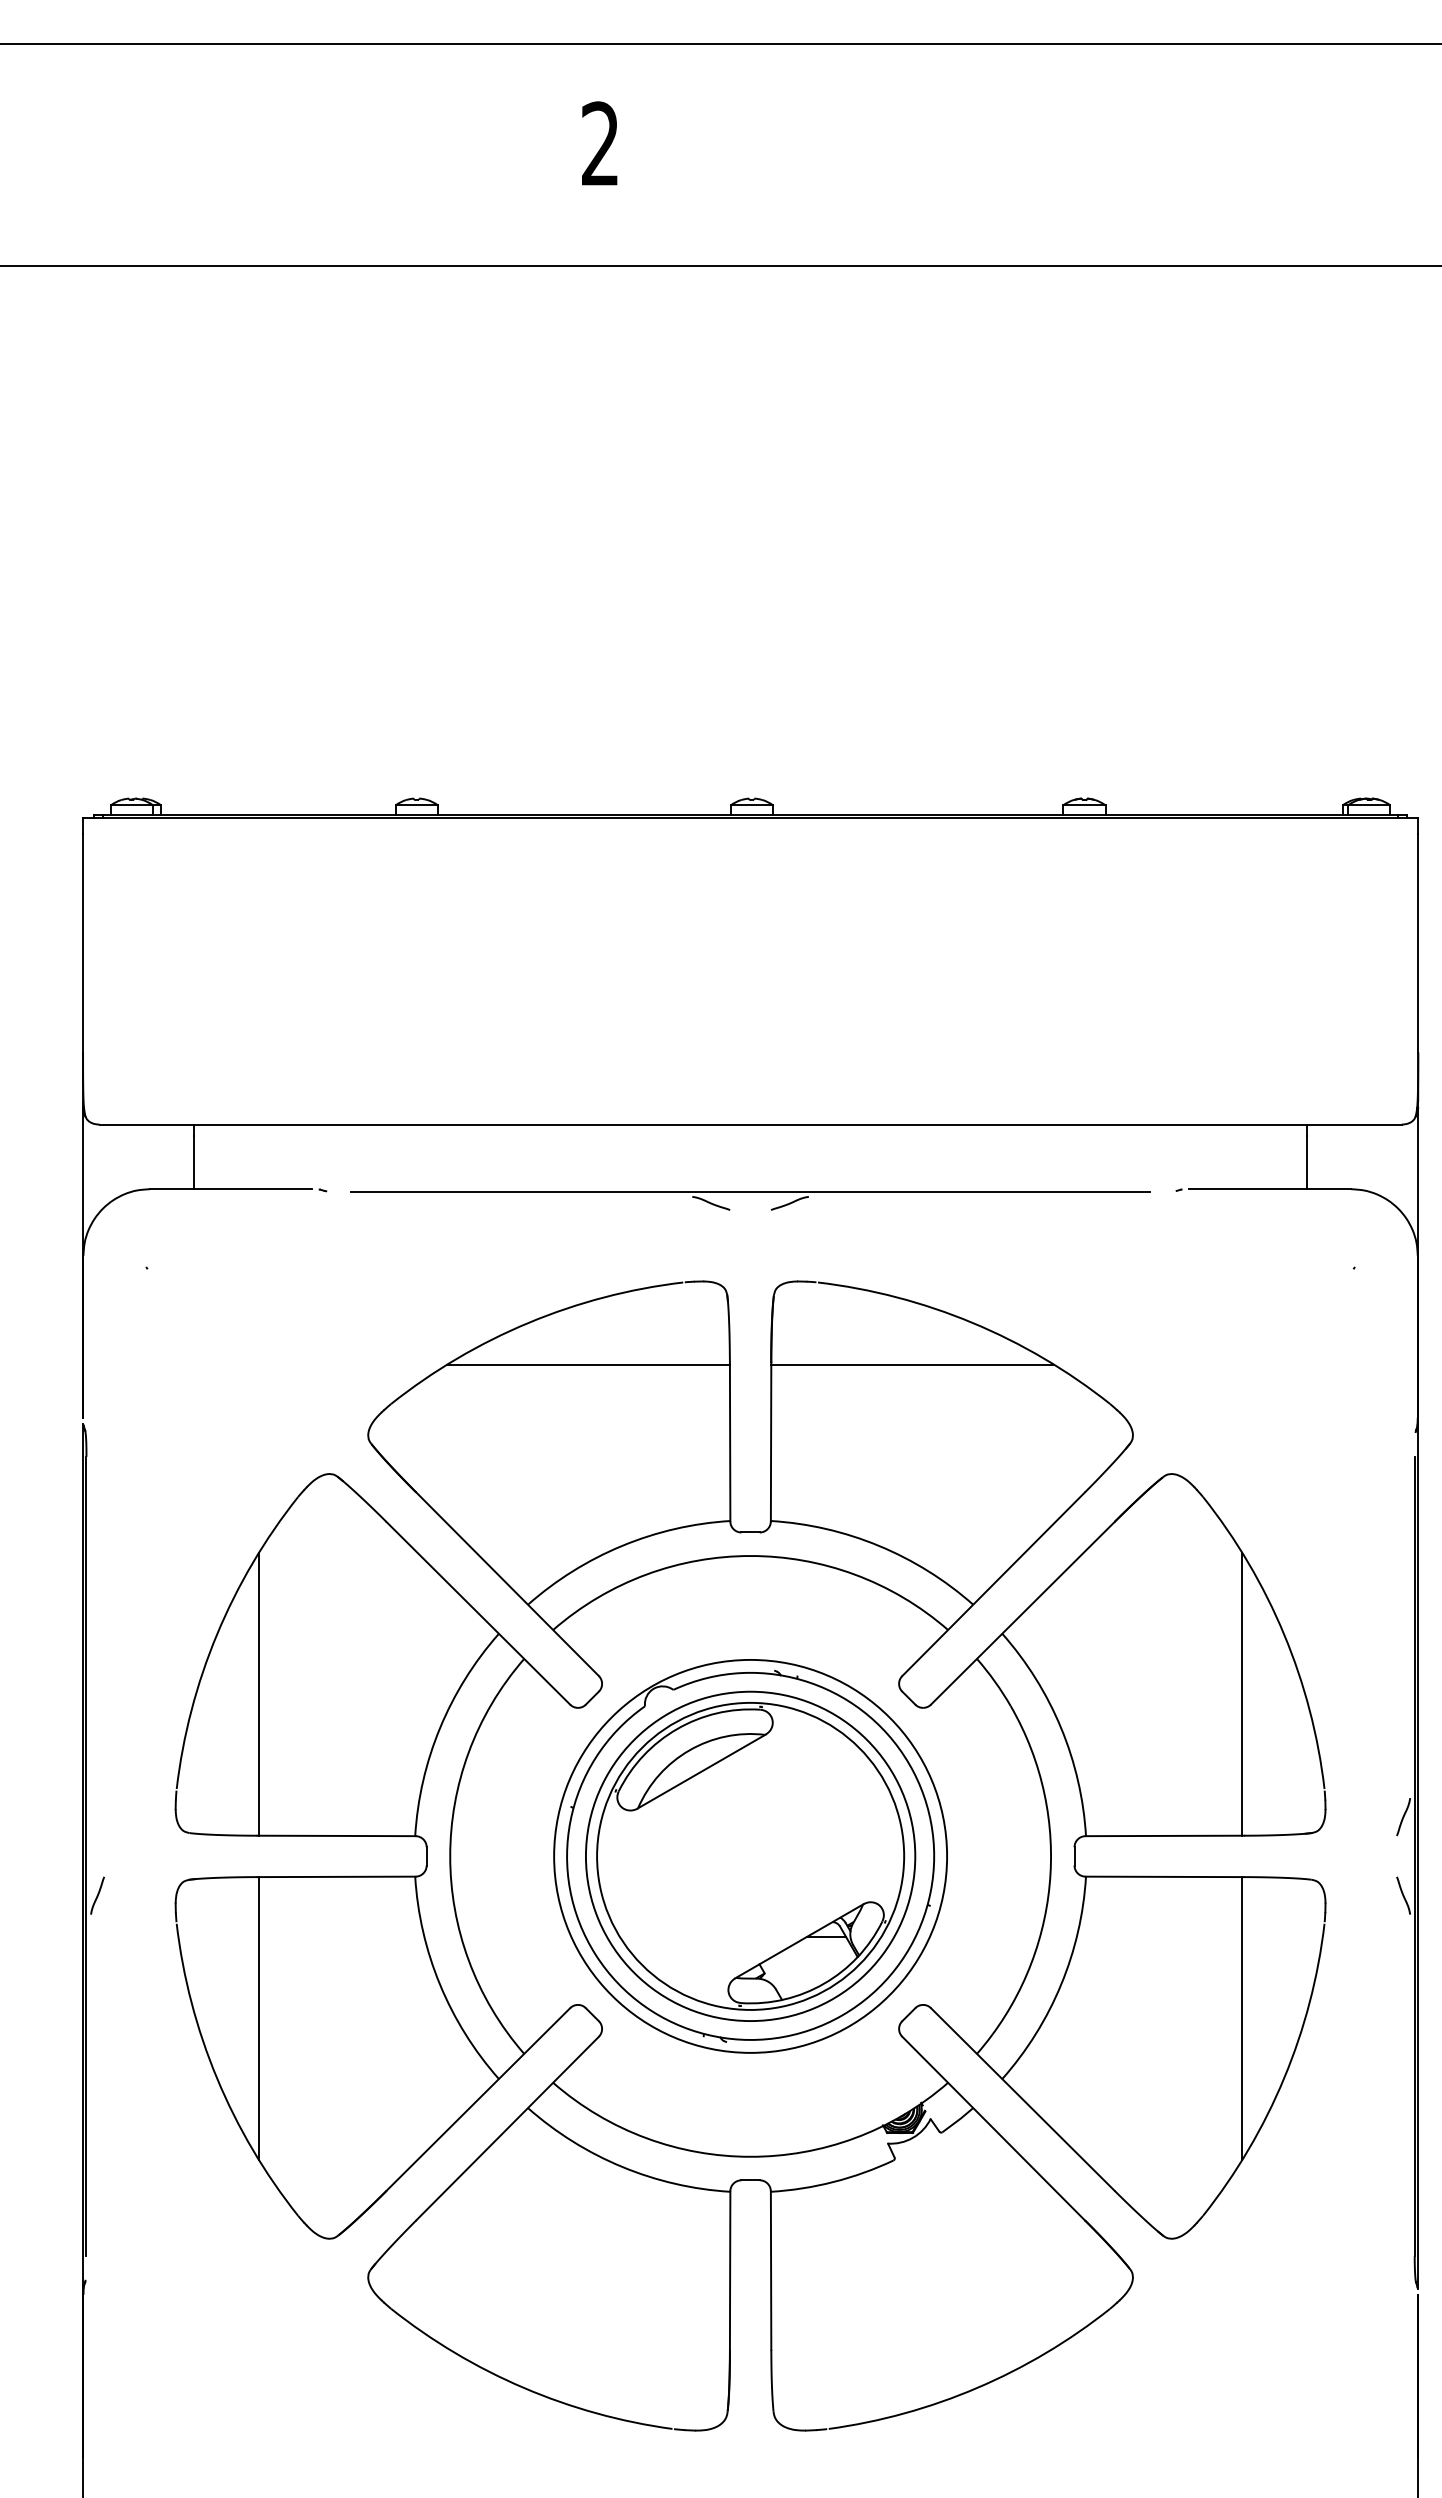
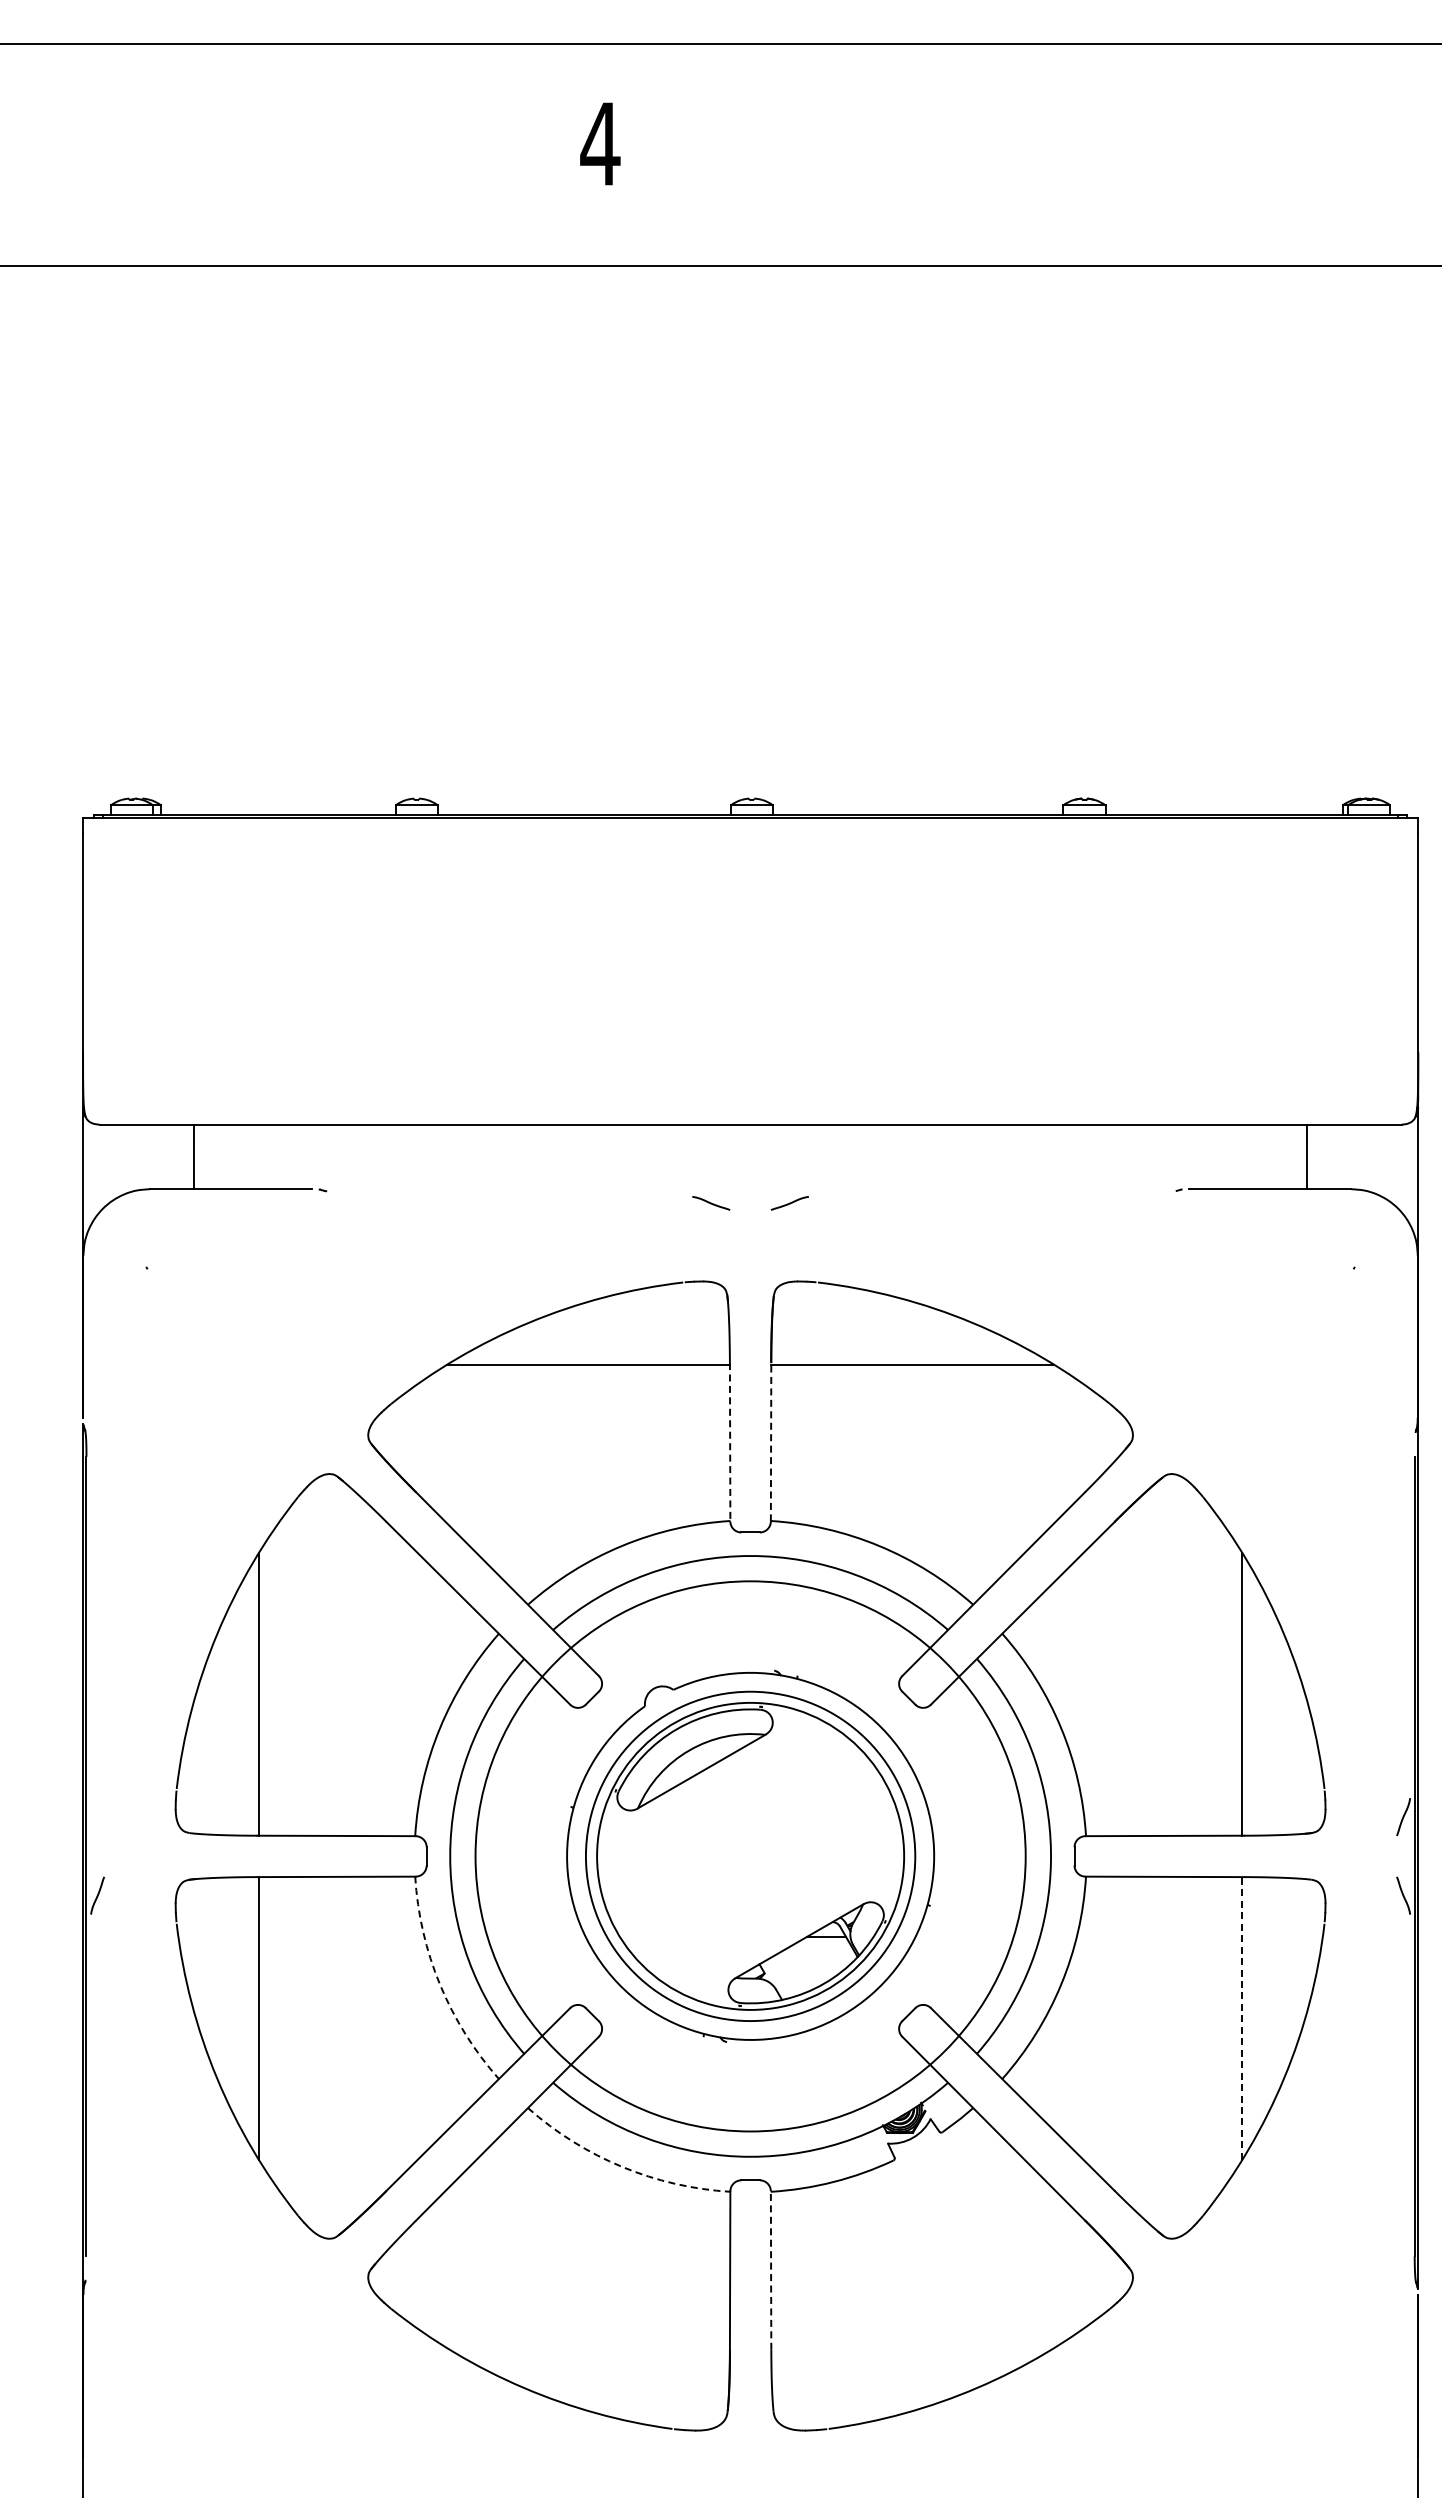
text: 2 -> 4 (600, 143)
line: present -> none (750, 1192)
line: solid -> dashed (771, 1441)
line: solid -> dashed (730, 1442)
circle diameter: 393 px -> 550 px (750, 1856)
arc: solid -> dashed (440, 1984)
line: solid -> dashed (1242, 2017)
arc: solid -> dashed (622, 2166)
line: solid -> dashed (771, 2270)
